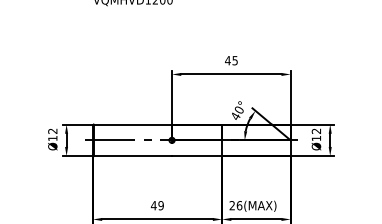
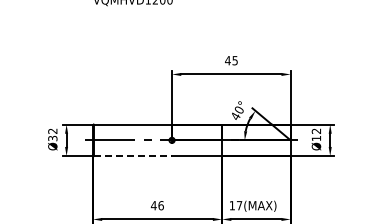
text: Ø12 -> Ø32 (52, 138)
line: solid -> dashed (133, 156)
text: 49 -> 46 (160, 205)
text: 26(MAX) -> 17(MAX) (235, 205)
